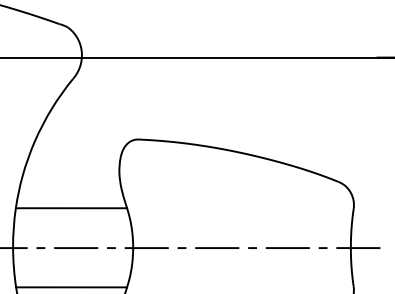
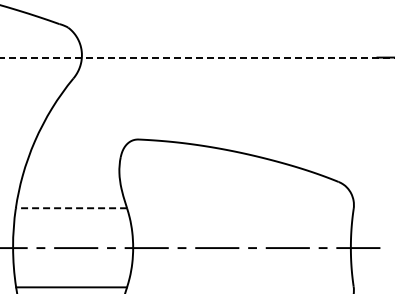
line: solid -> dashed (197, 57)
line: solid -> dashed (71, 208)
